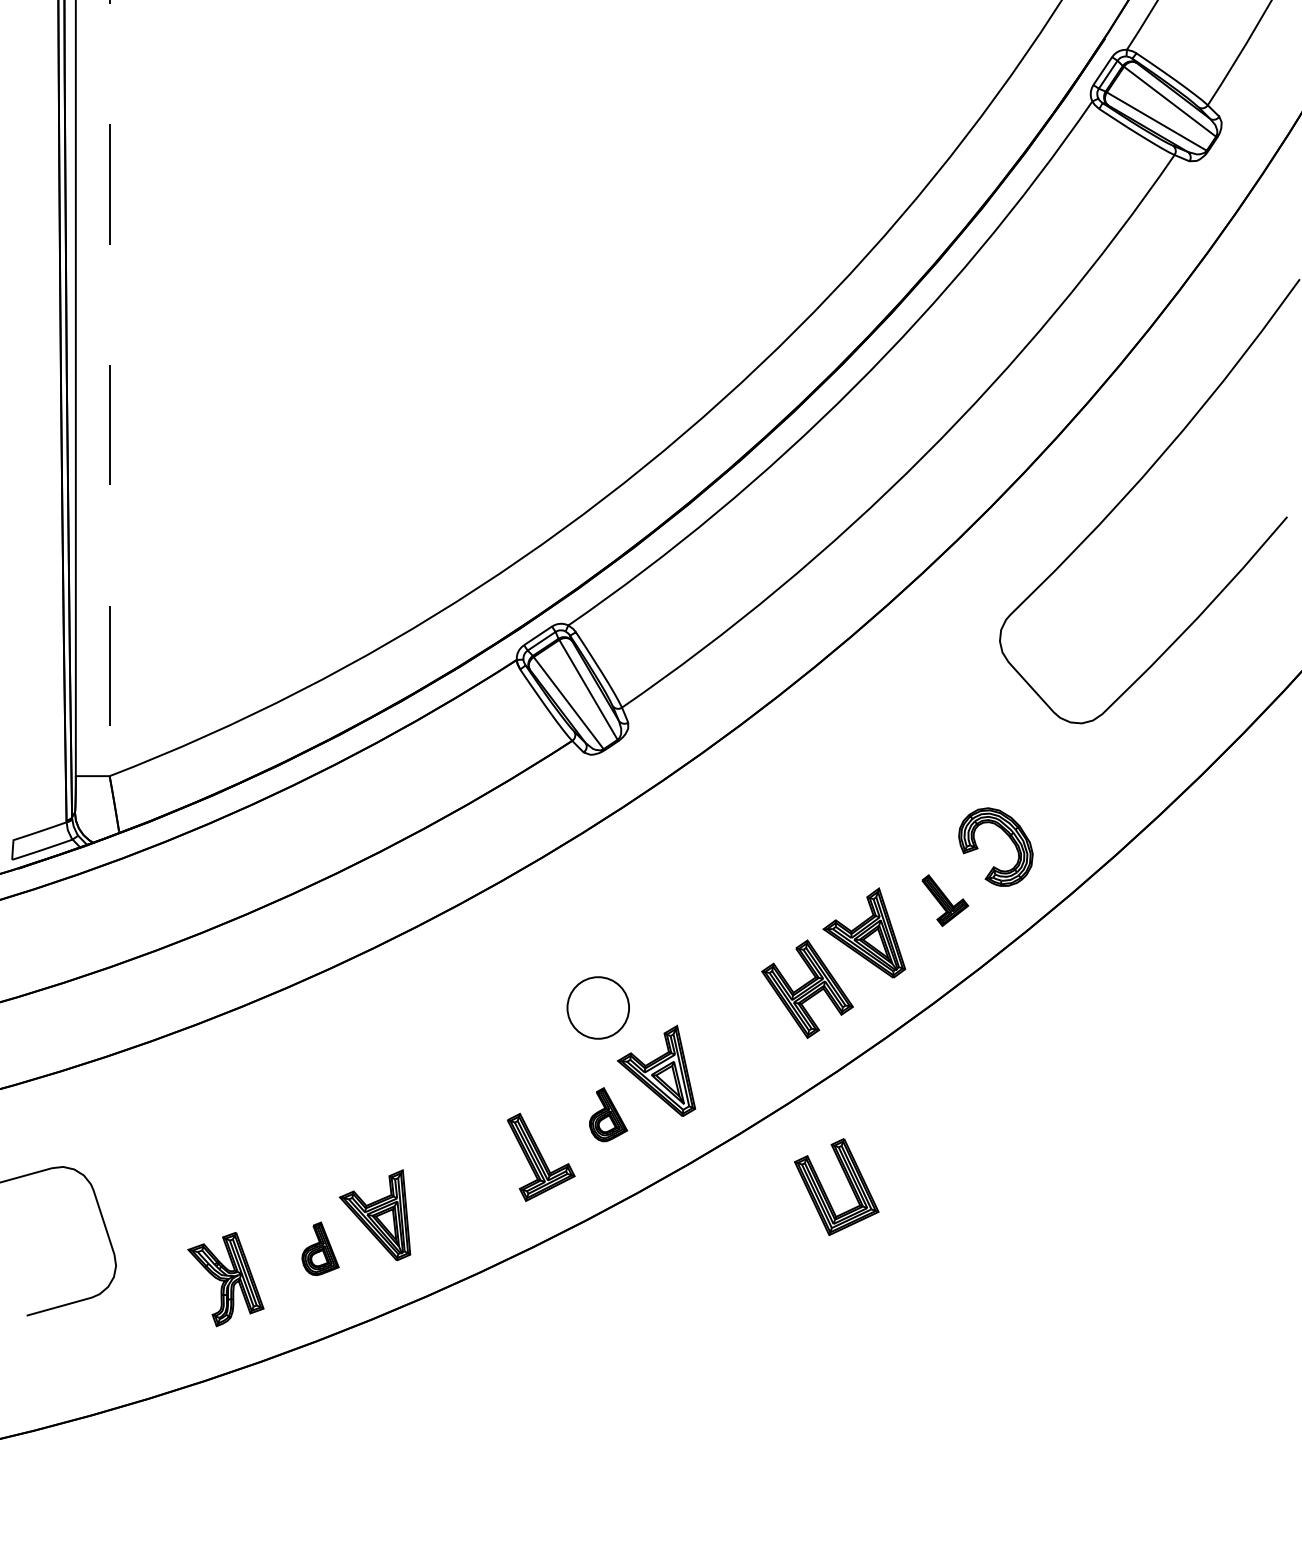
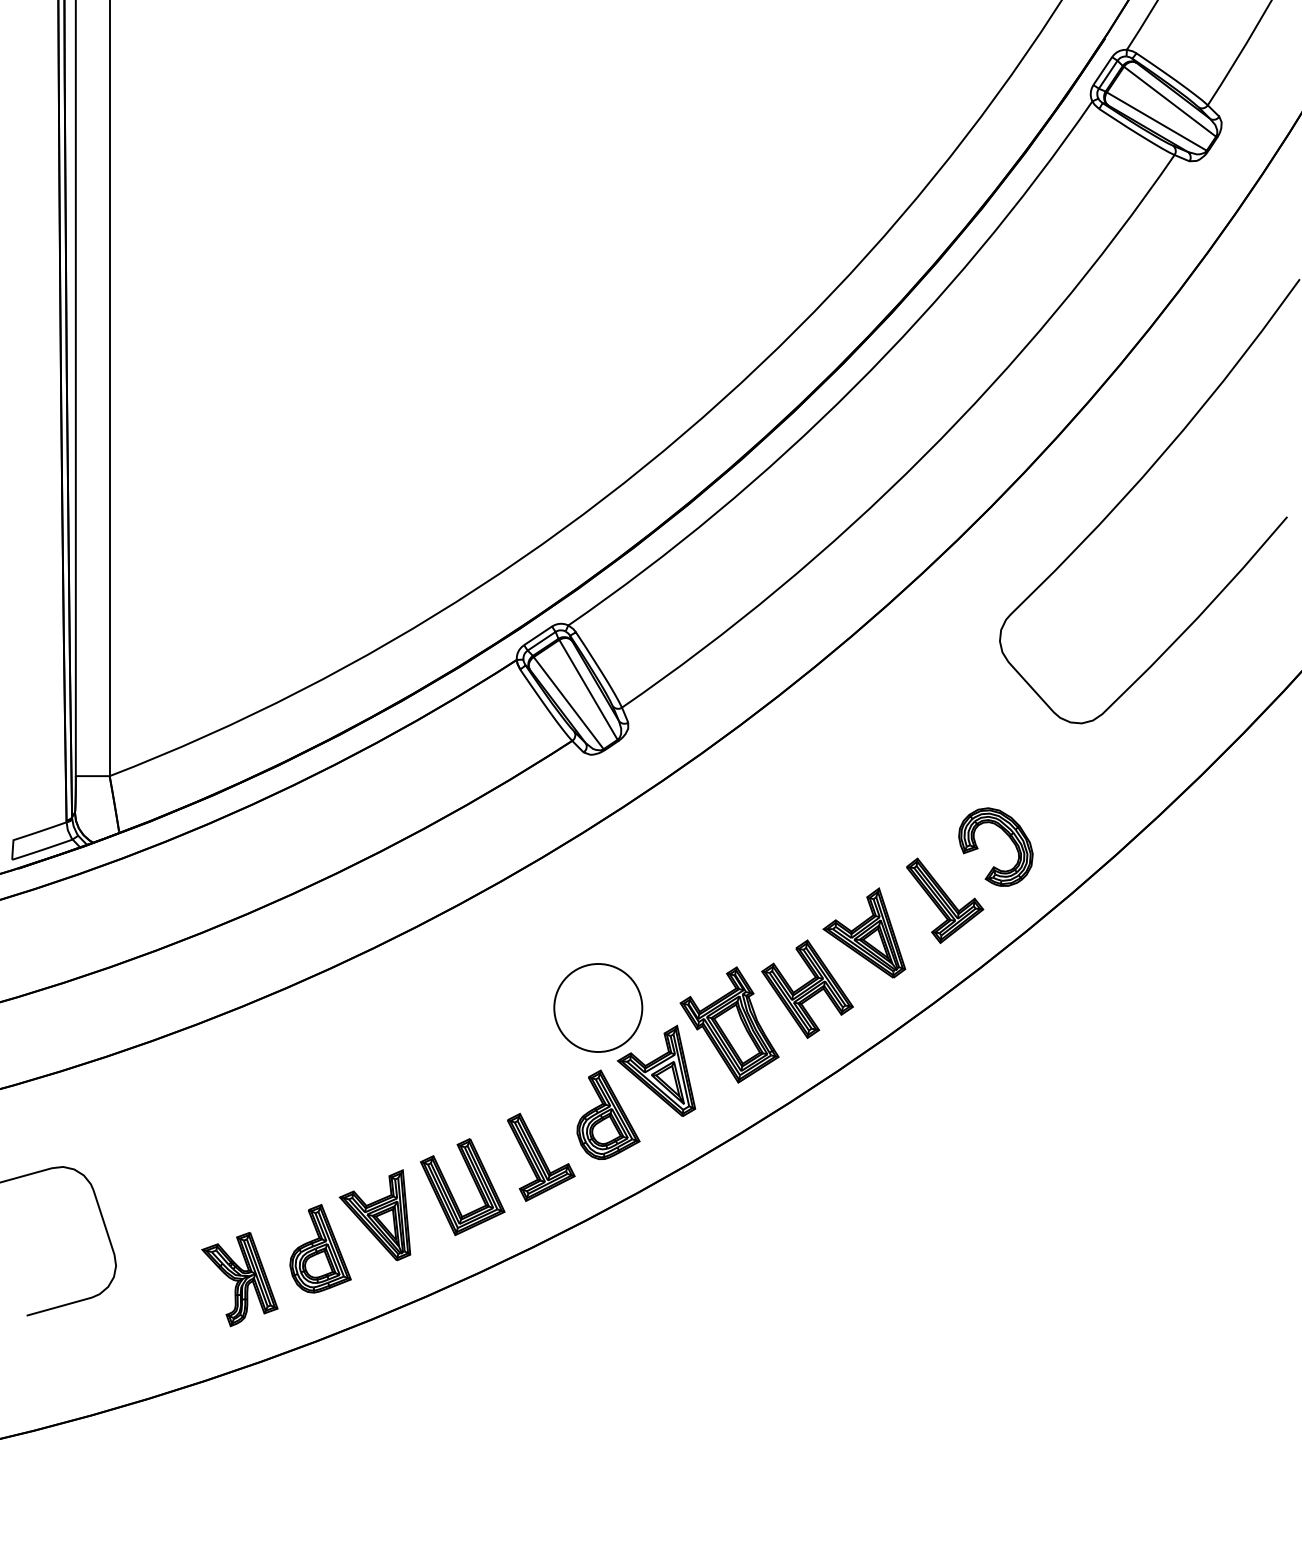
line: dashed -> solid (109, 388)
part size: 49x53 px -> 79x87 px (945, 900)
circle diameter: 62 px -> 88 px (598, 1007)
part: none -> present (729, 1024)
part size: 40x56 px -> 65x91 px (608, 1114)
part position: (825, 1191) -> (451, 1191) (451, 1191)
part size: 39x56 px -> 63x90 px (320, 1248)
part position: (225, 1279) -> (239, 1279) (239, 1279)
